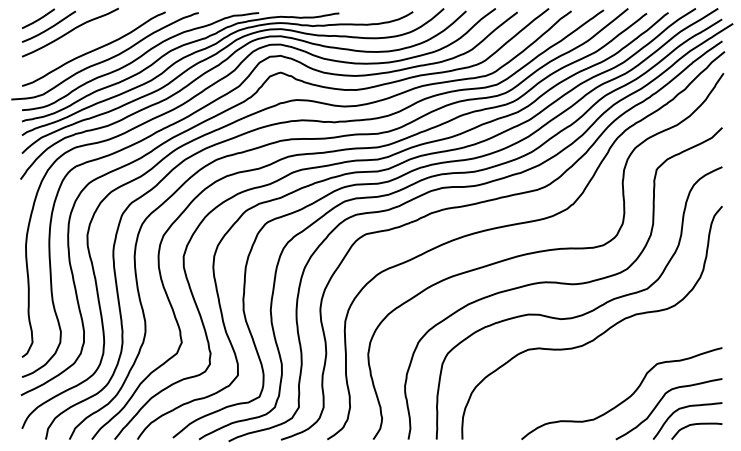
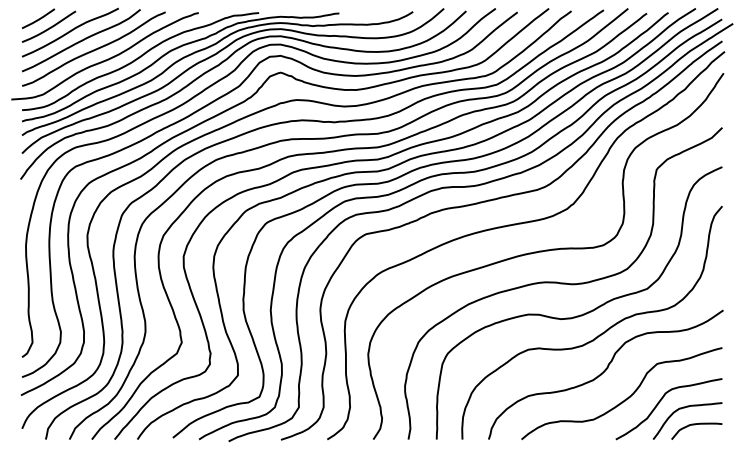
curve: none -> present (81, 40)
curve: none -> present (604, 372)
